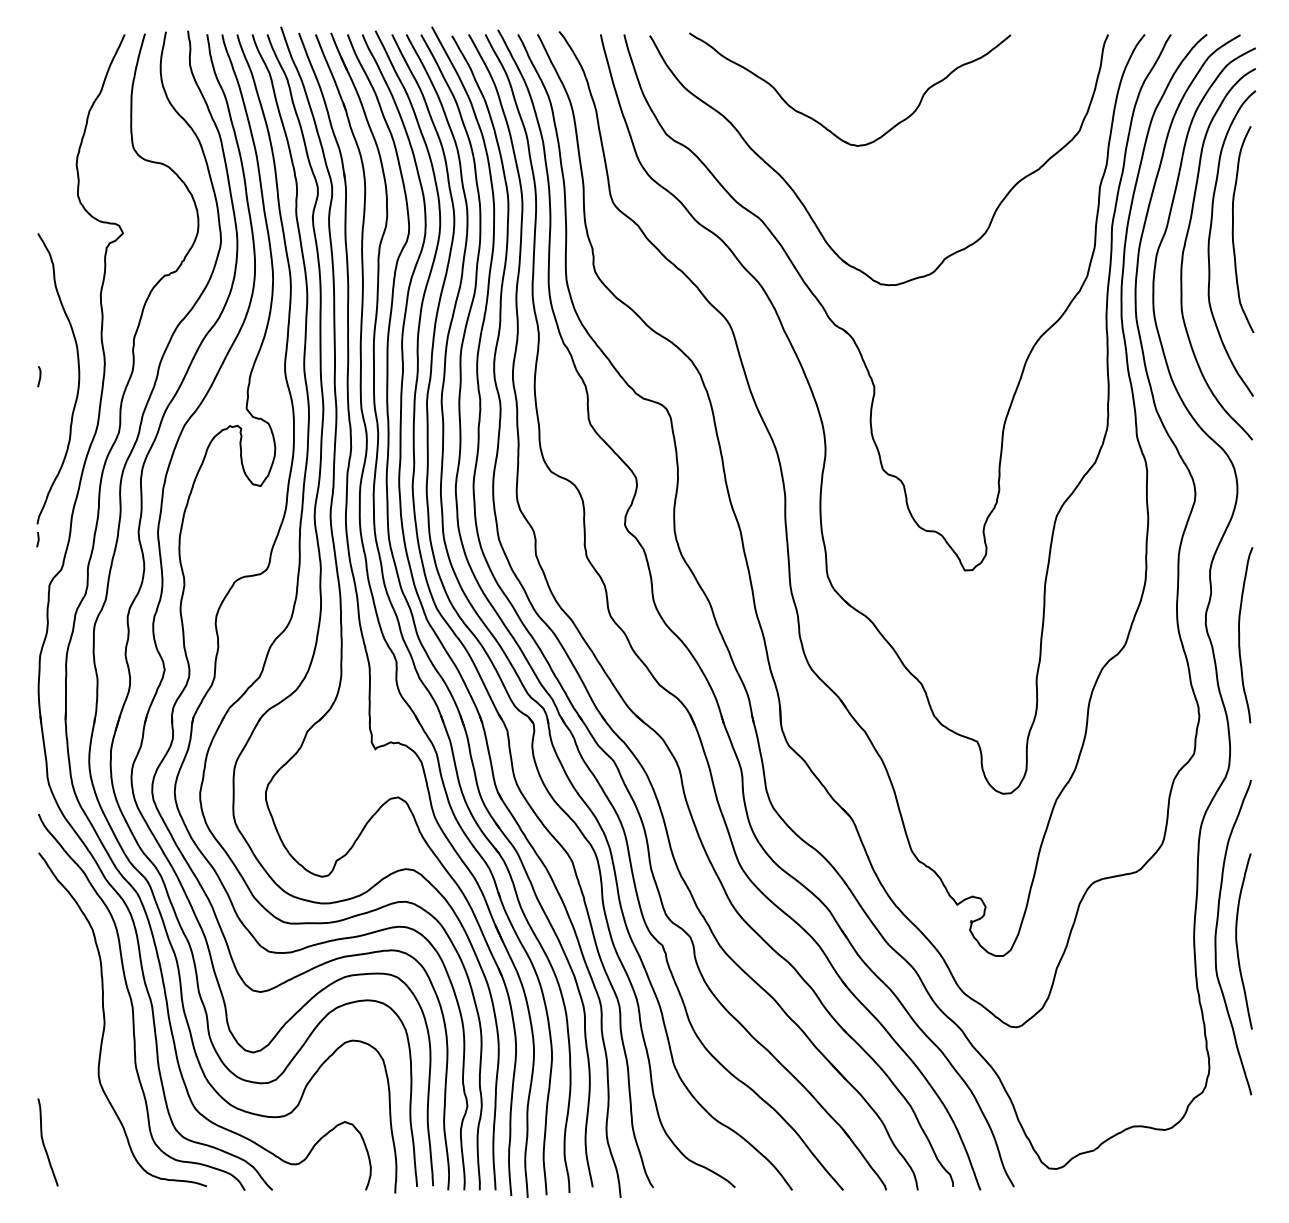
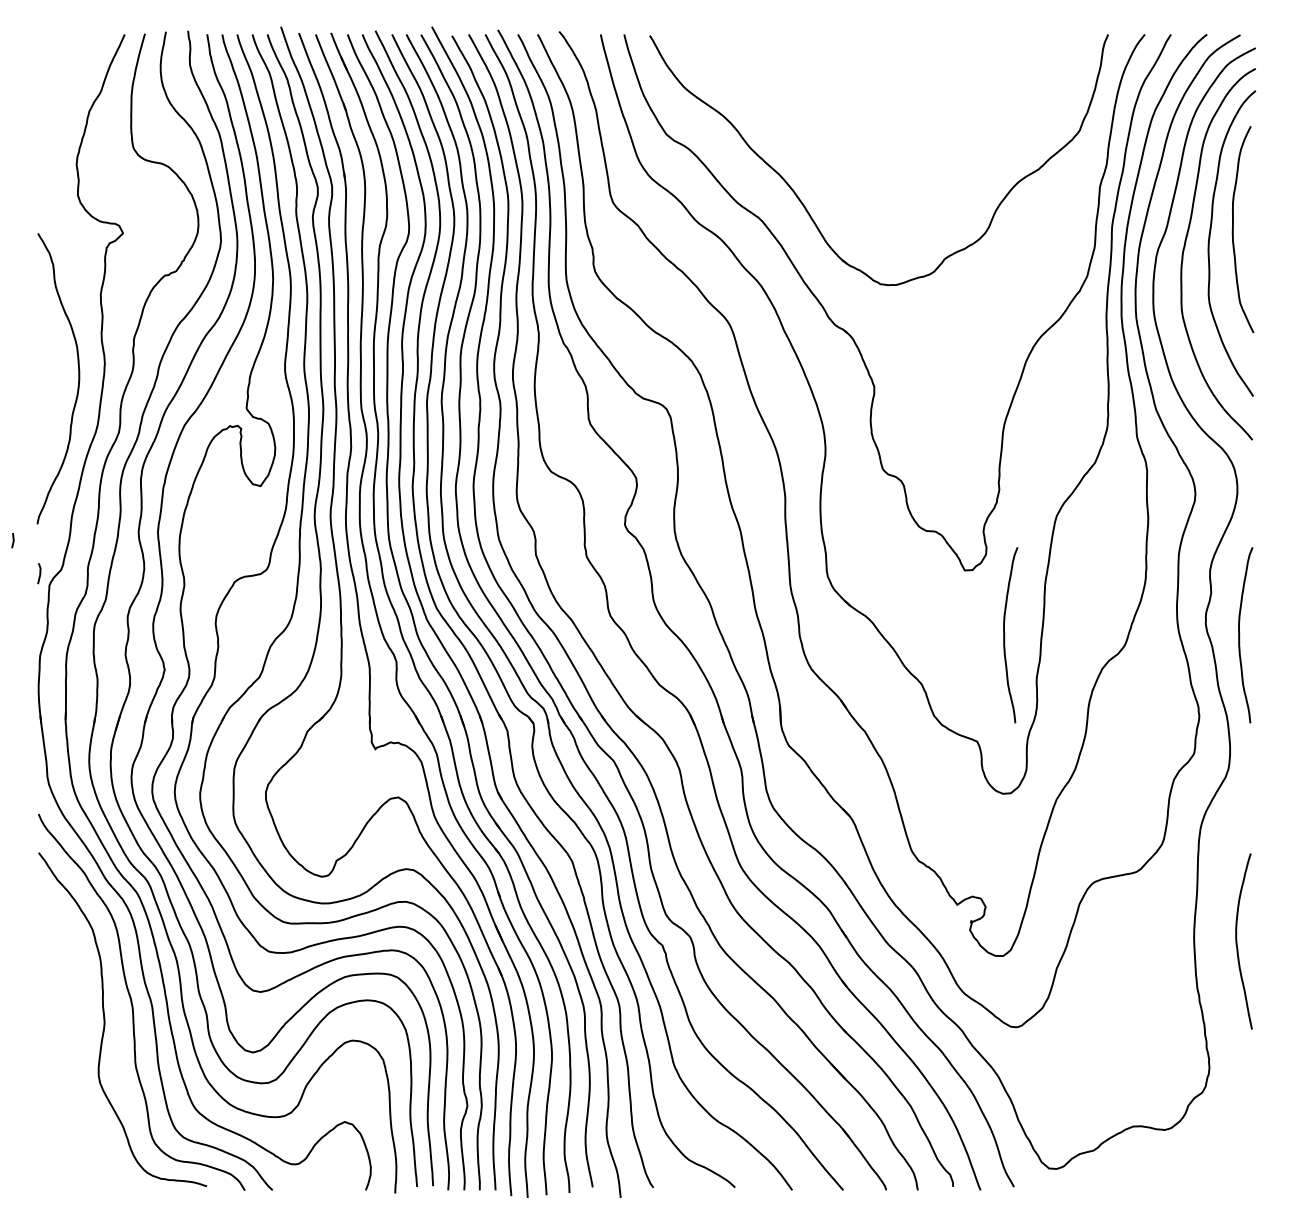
part: present -> none (825, 126)
curve position: (39, 376) -> (39, 573) (39, 573)
line position: (37, 539) -> (12, 540) (12, 540)
curve: none -> present (1005, 635)
curve: present -> none (1216, 937)
curve: present -> none (44, 1143)
